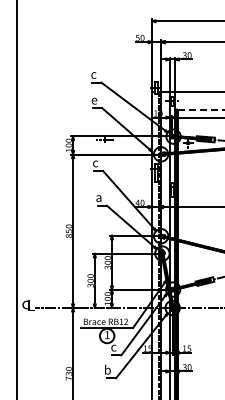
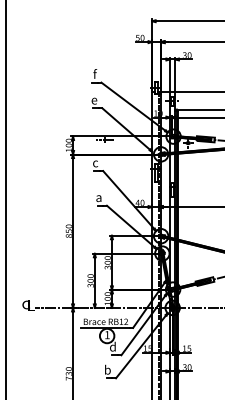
text: c -> f (94, 73)
line: dashed -> solid (200, 109)
line position: (17, 199) -> (6, 199) (6, 199)
text: c -> d (113, 346)
